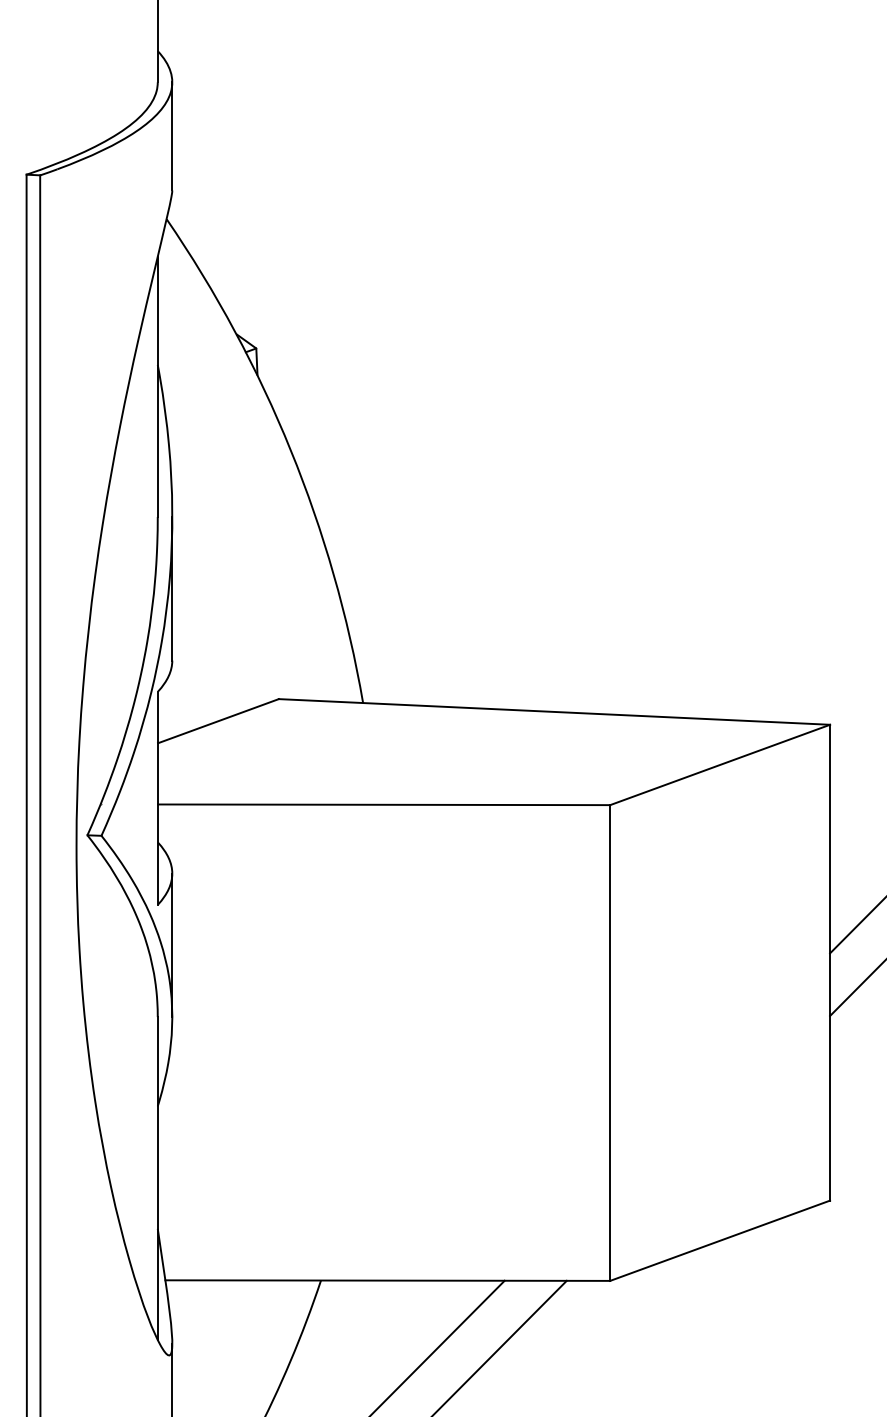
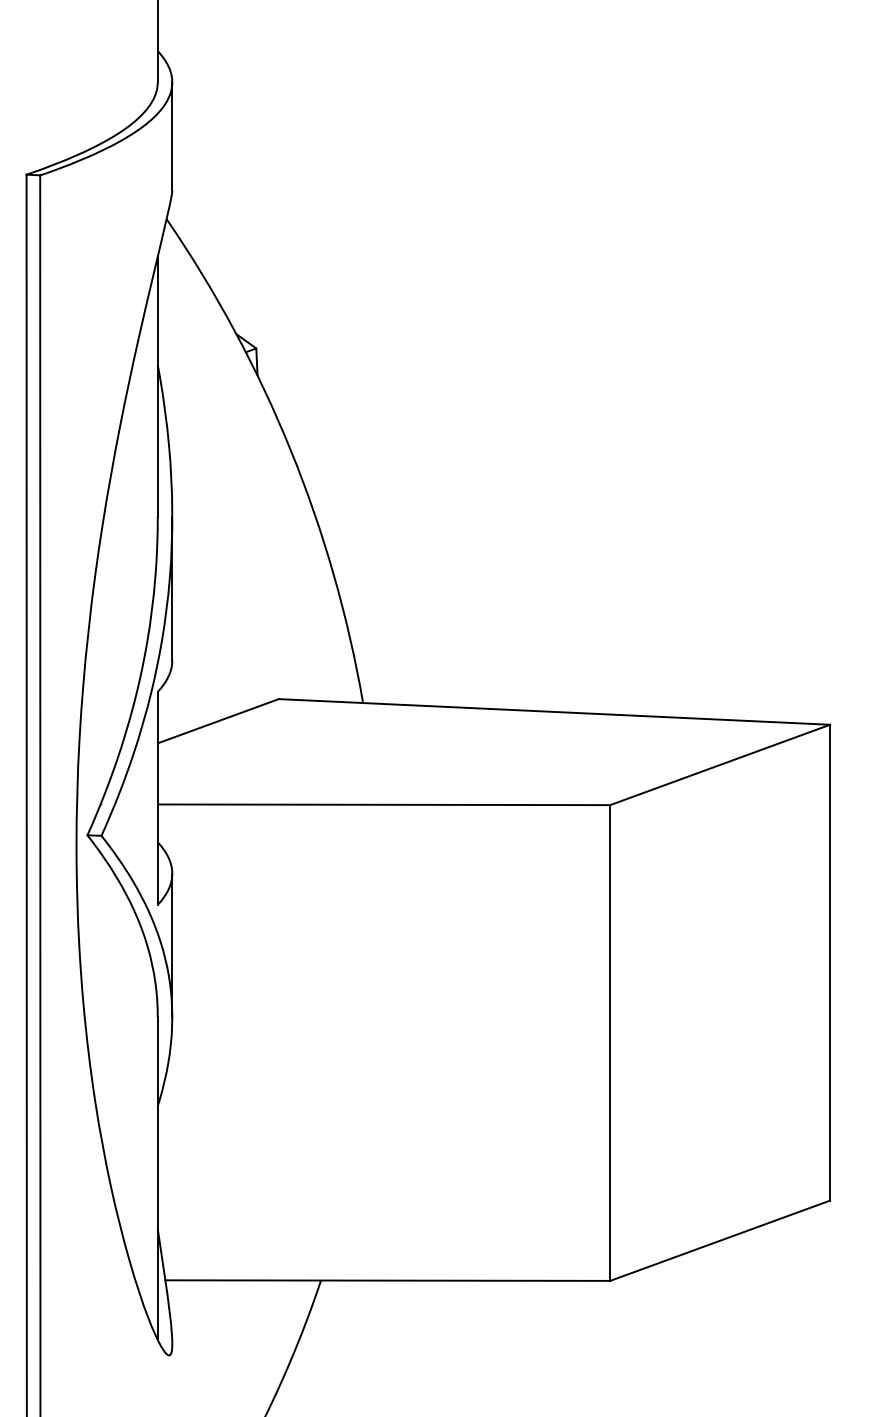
line: present -> none (856, 926)
line: present -> none (856, 988)
line: present -> none (438, 1346)
line: present -> none (500, 1346)
line: present -> none (172, 1378)
